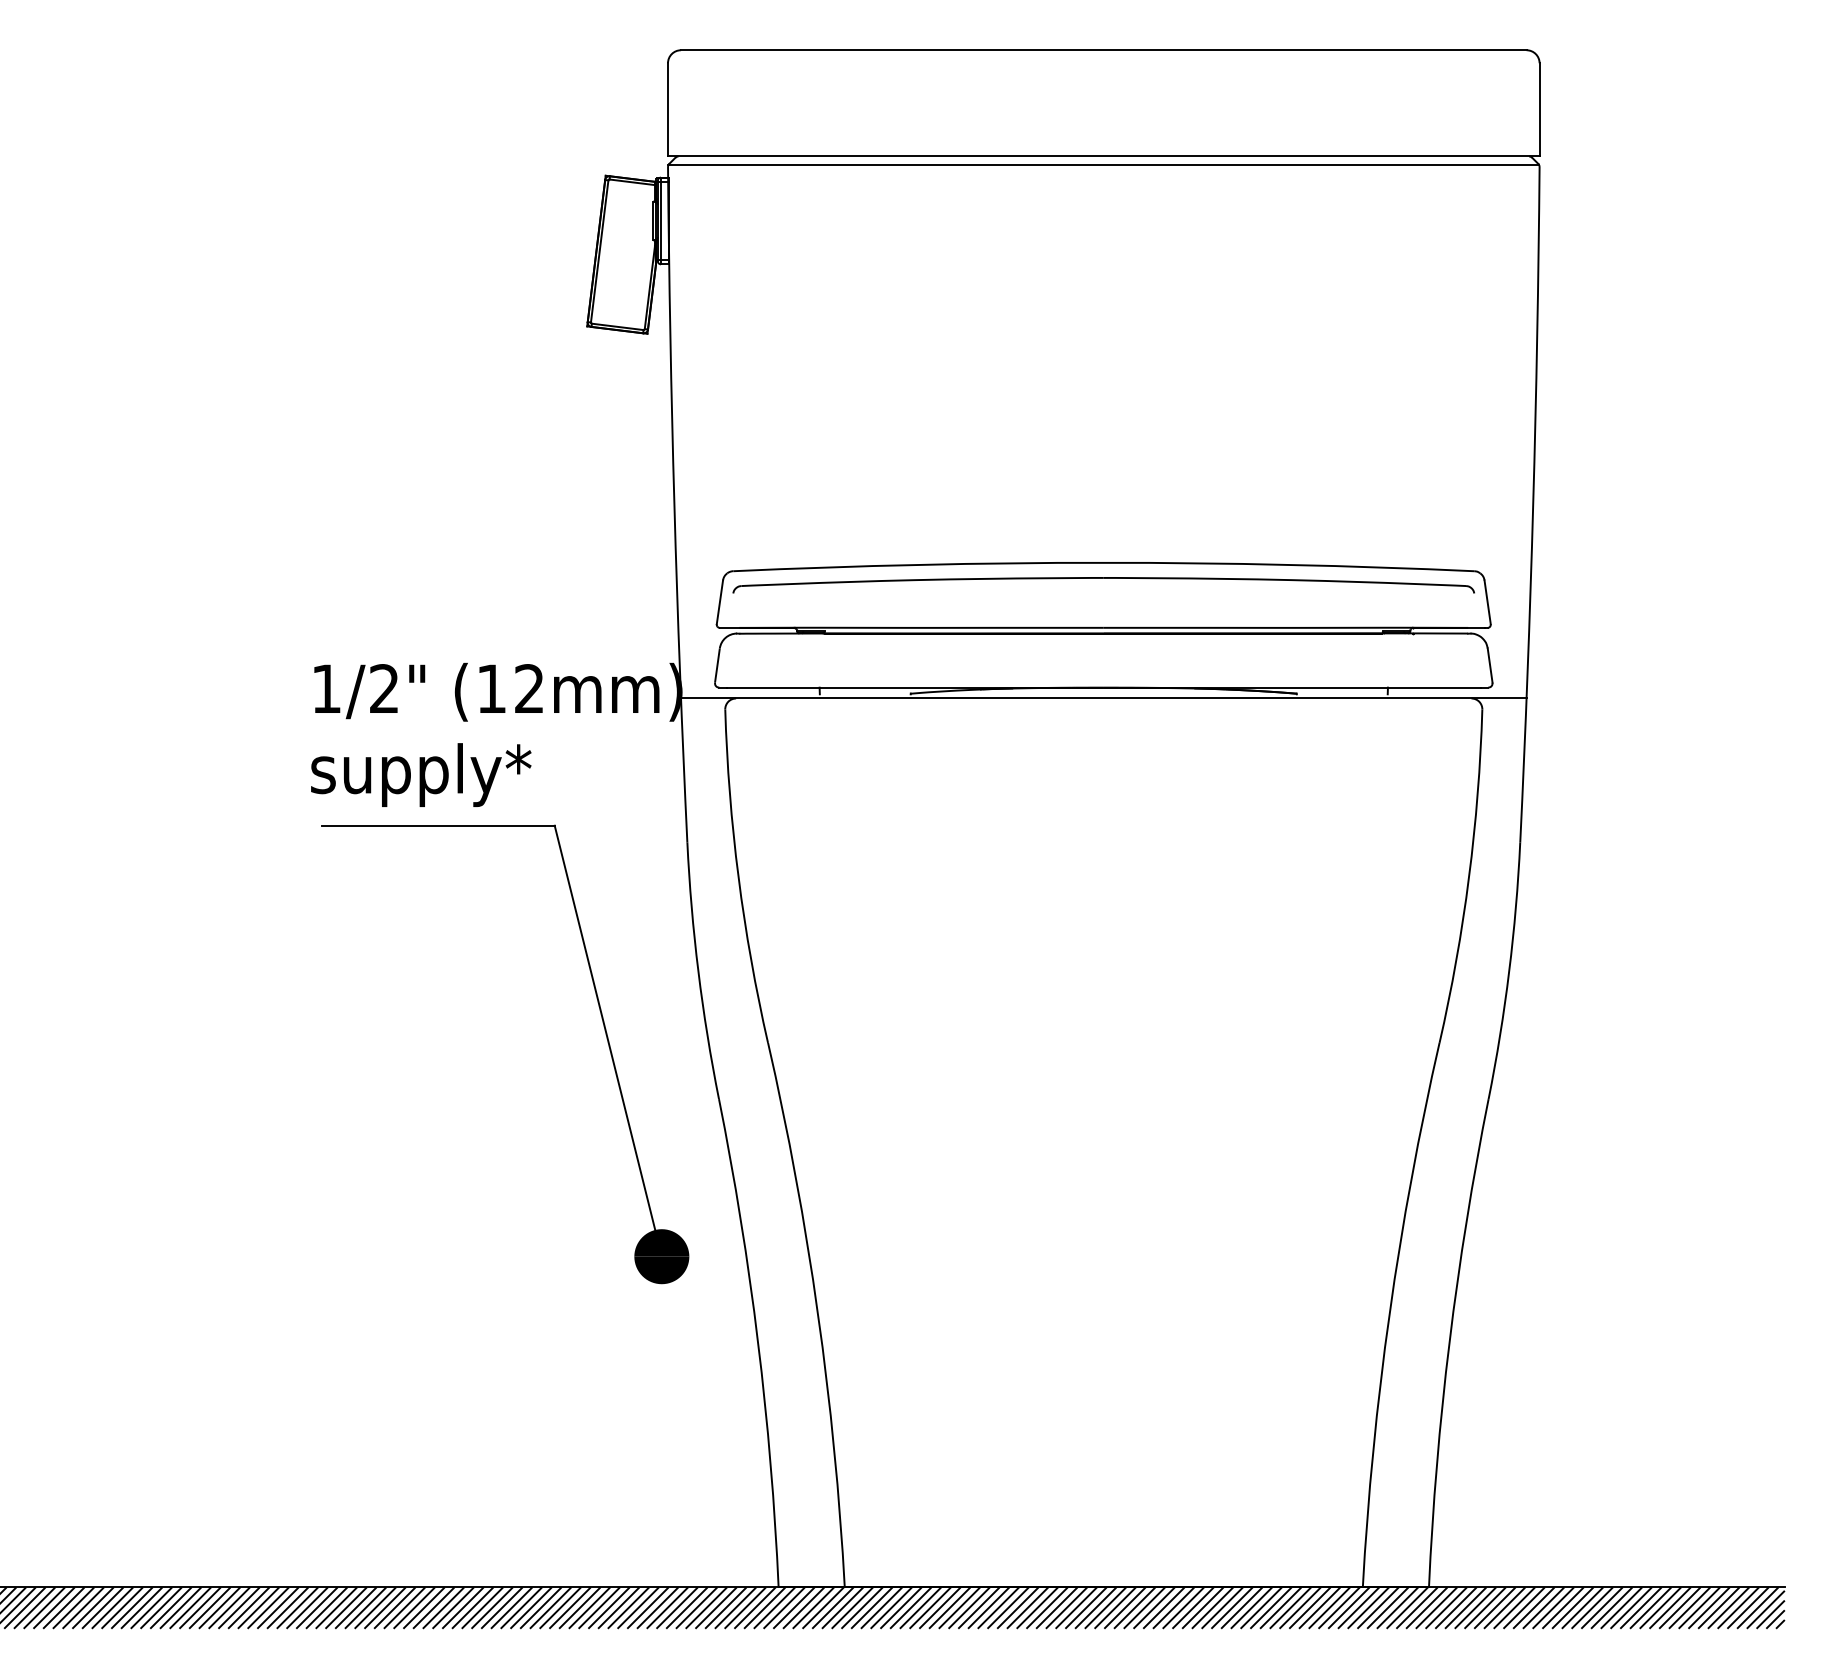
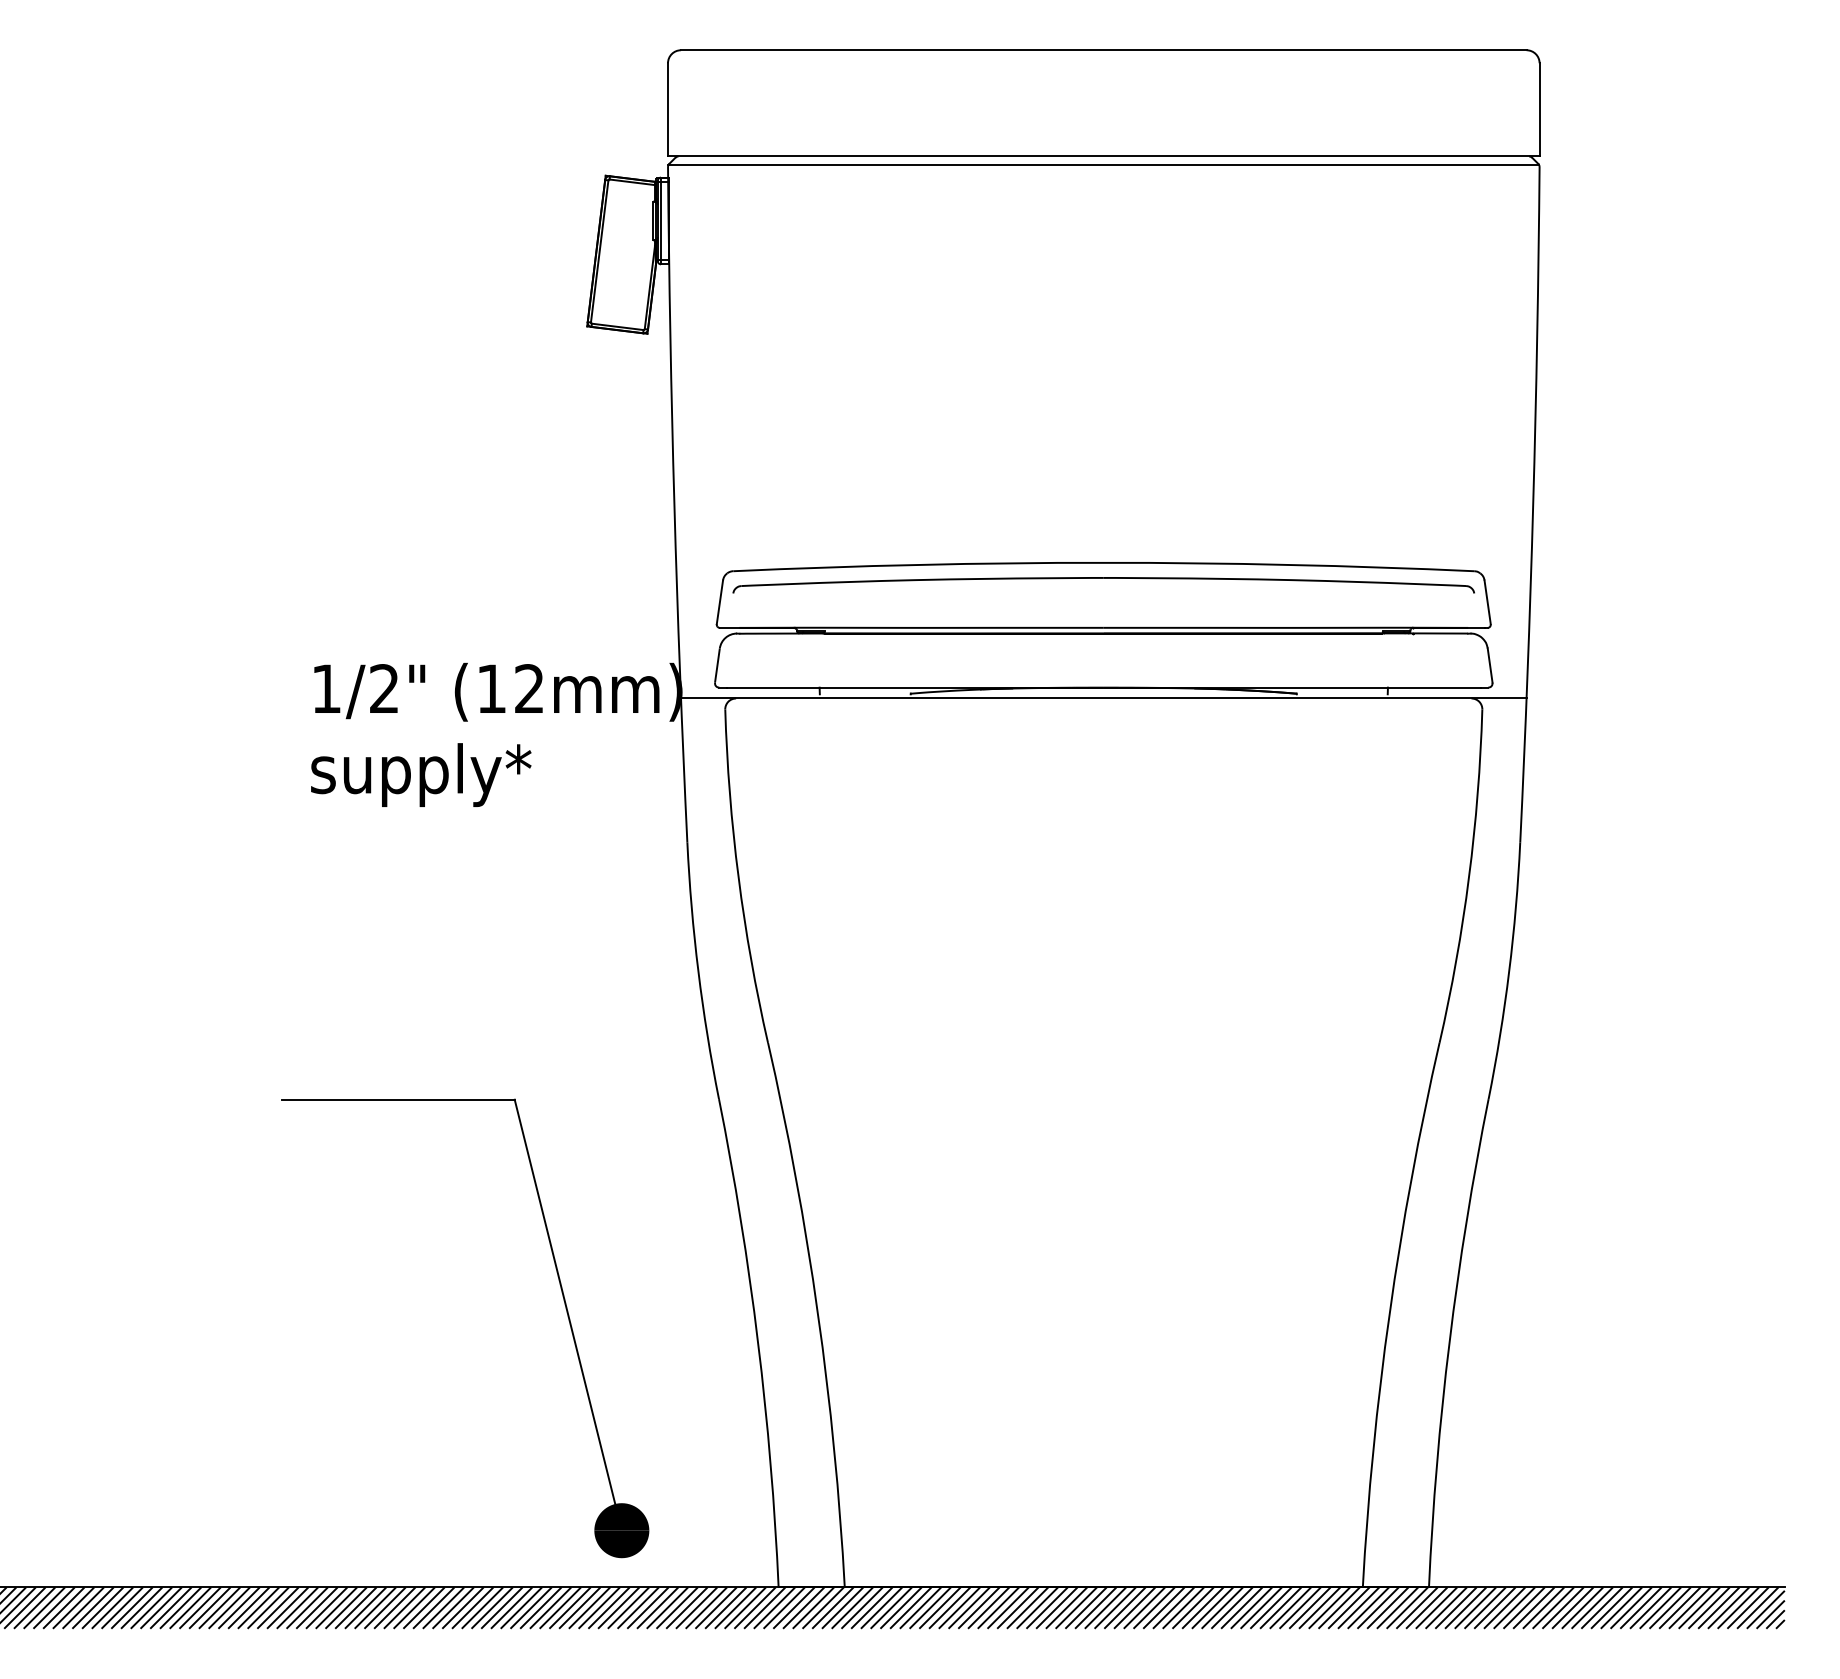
part position: (604, 1030) -> (564, 1304) (564, 1304)
